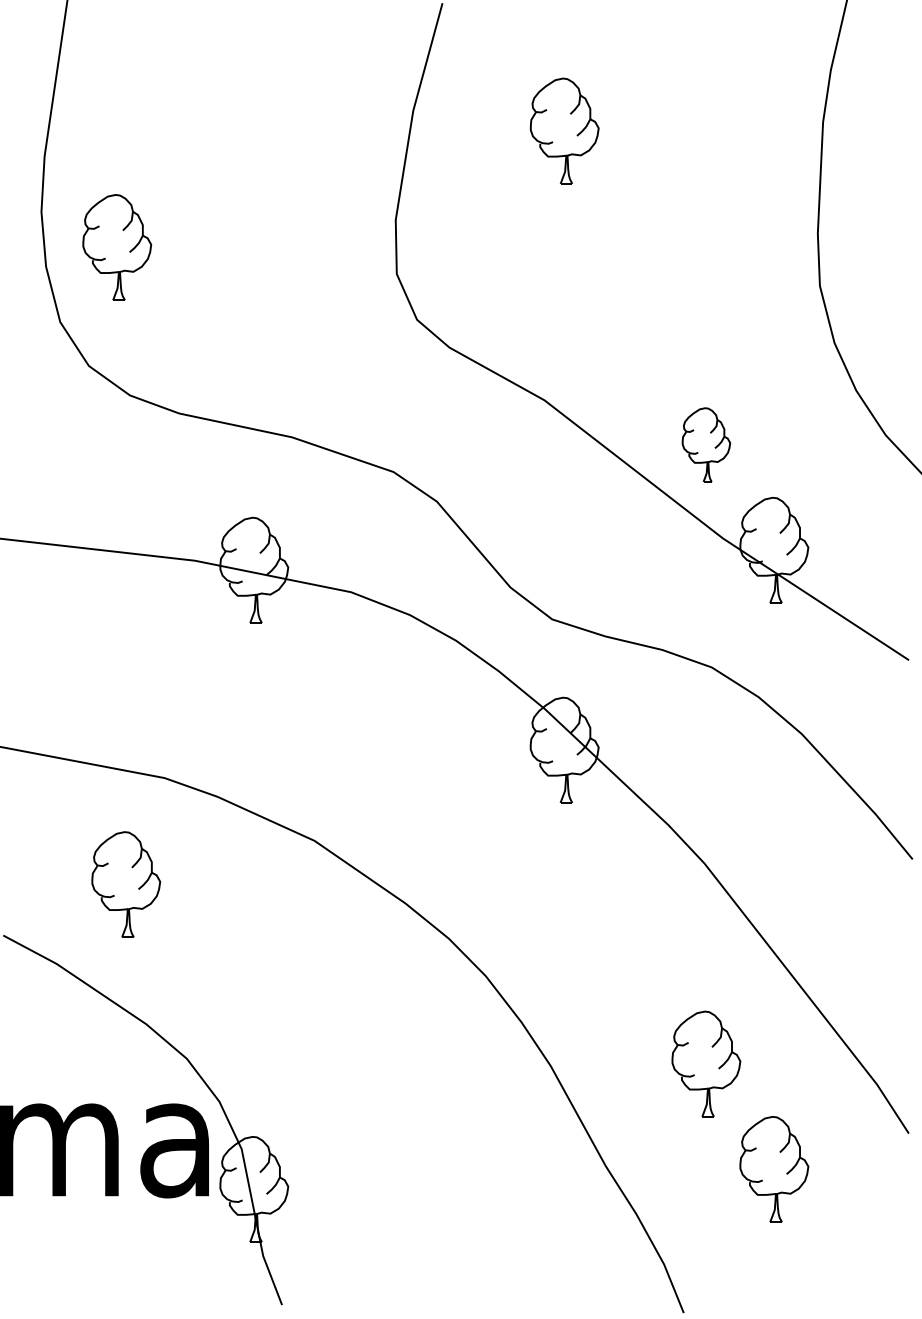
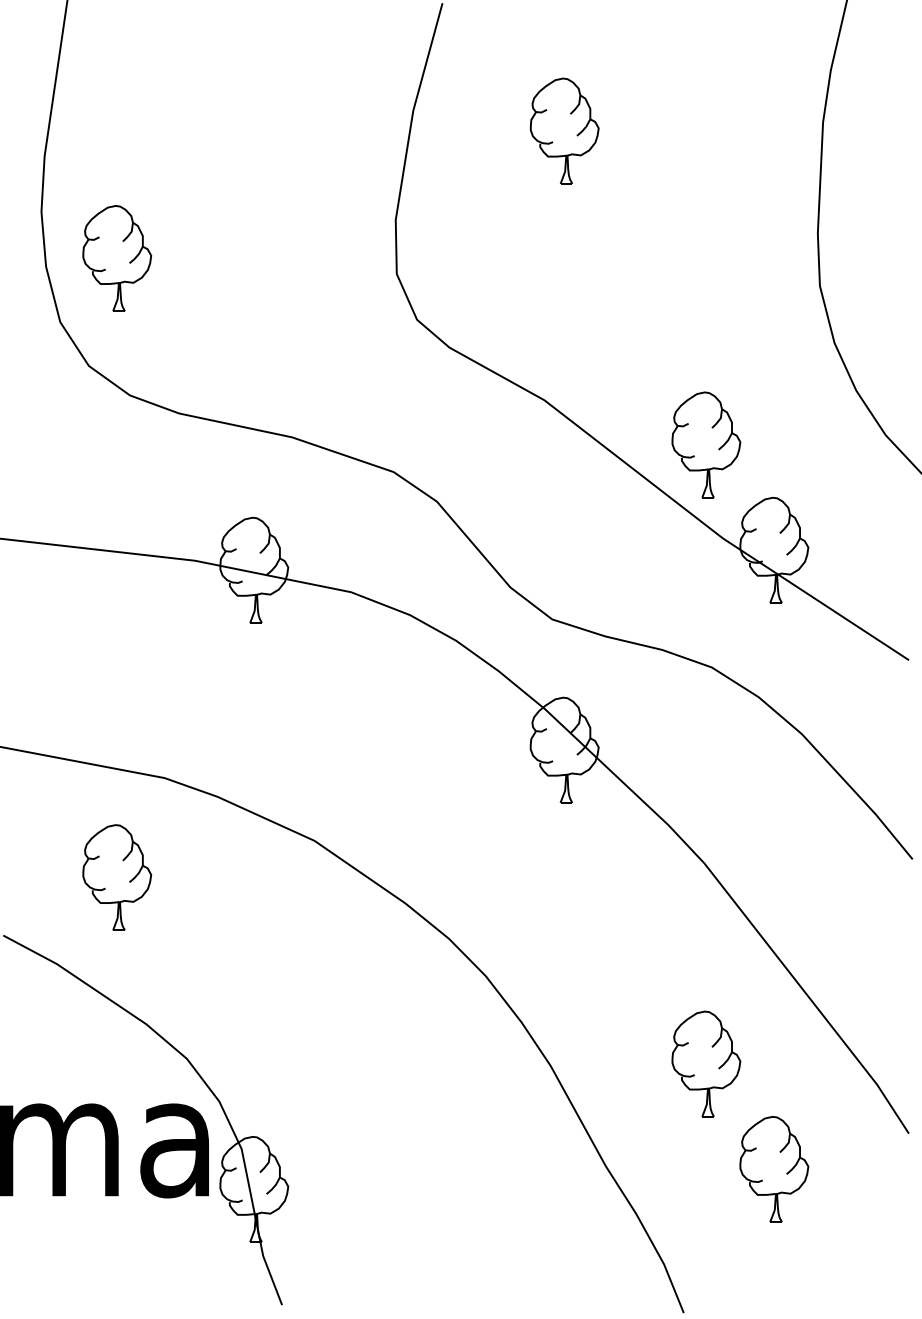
part position: (117, 247) -> (117, 258) (117, 258)
part size: 51x76 px -> 71x108 px (706, 444)
part position: (126, 884) -> (117, 877) (117, 877)
